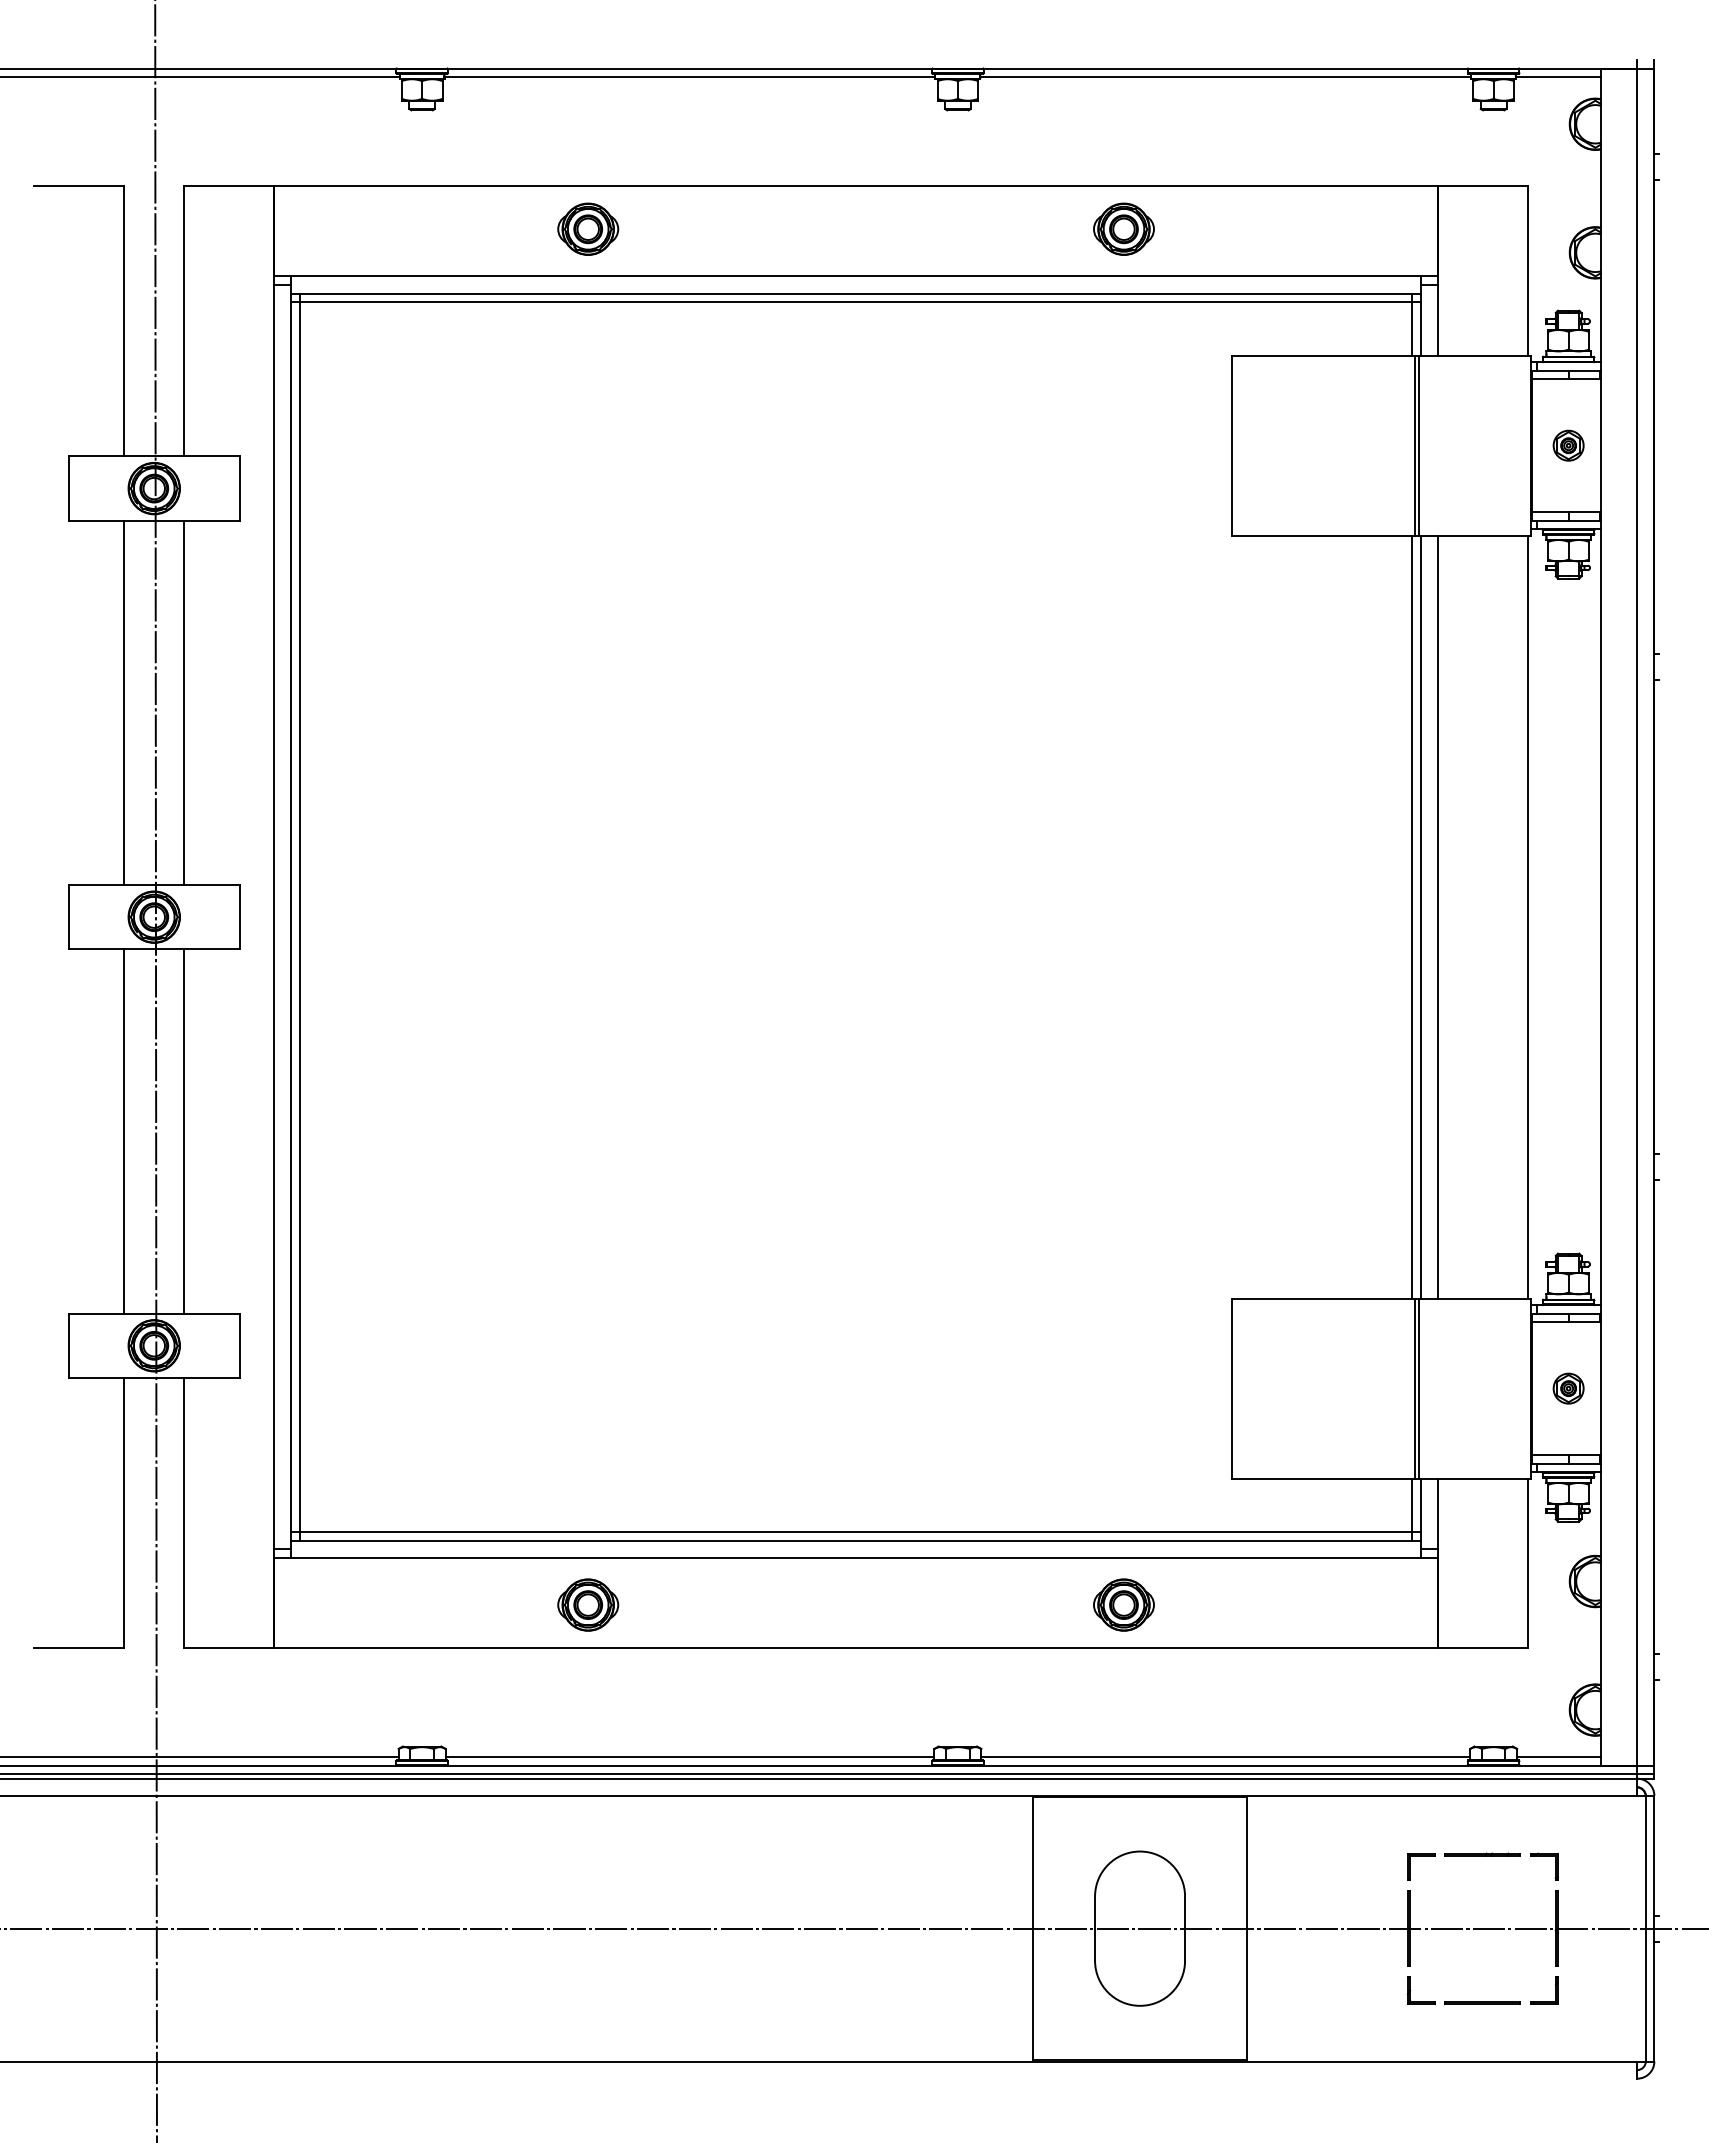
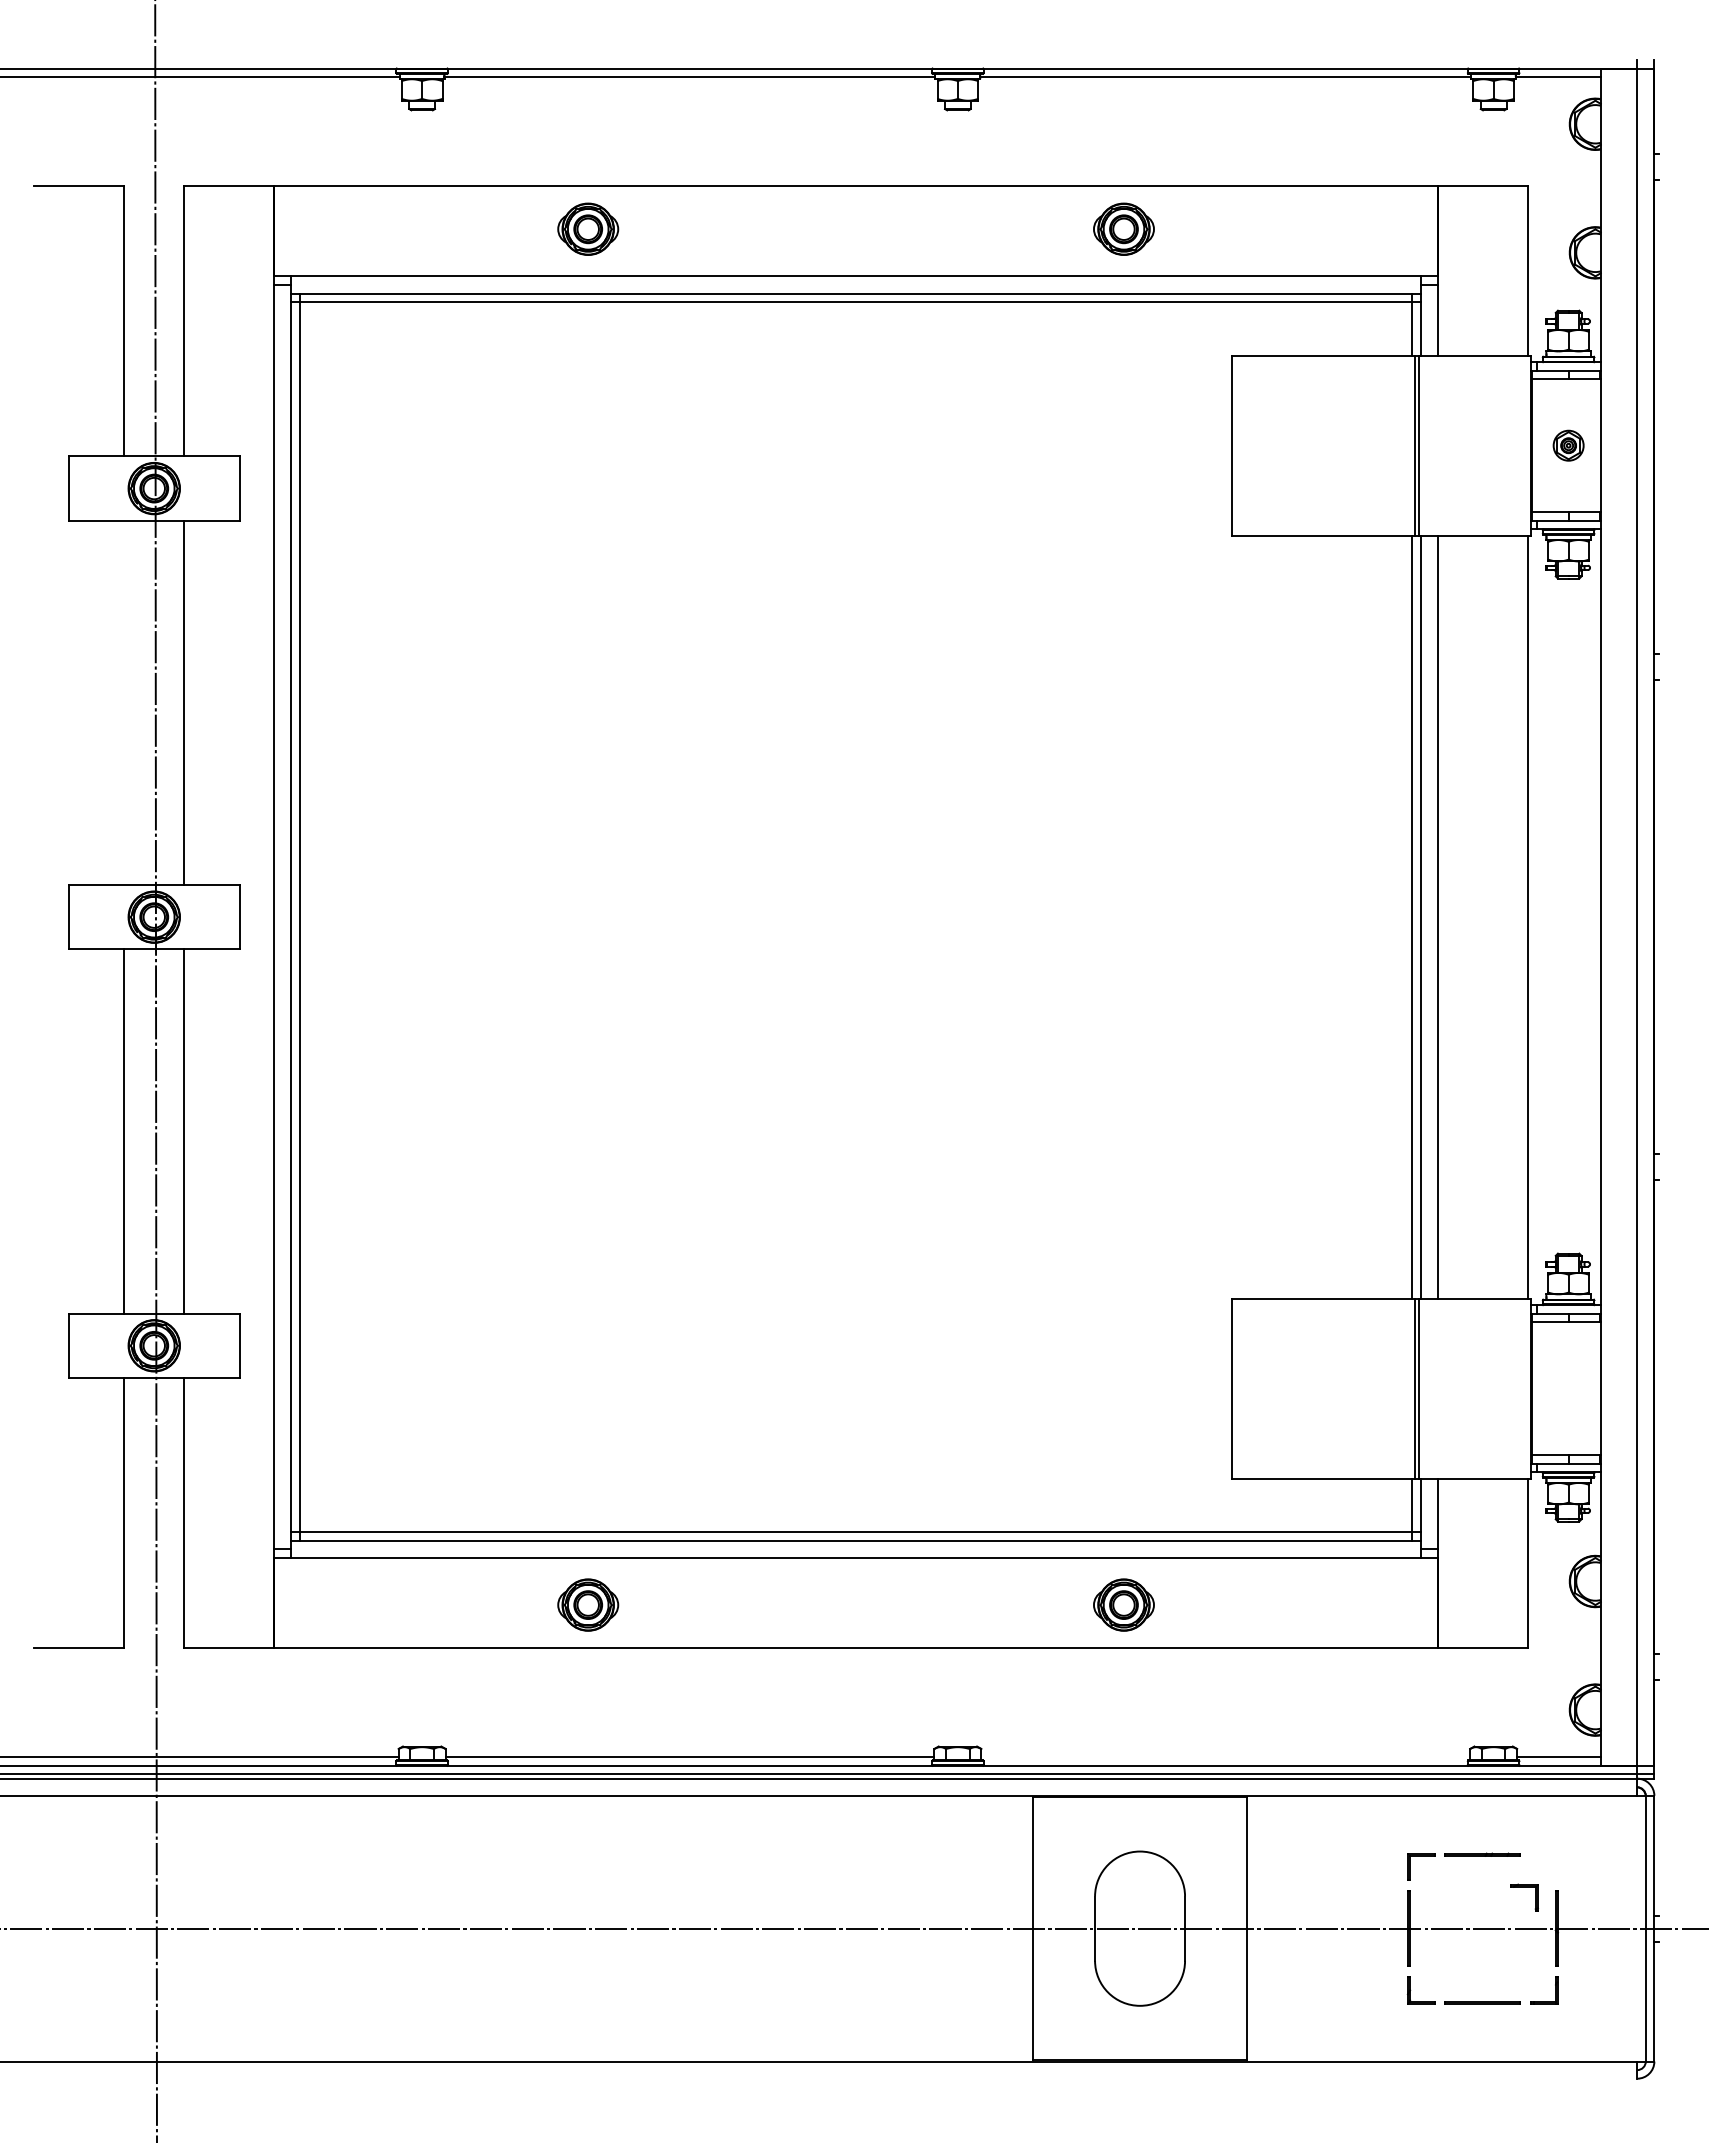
line: present -> none (124, 702)
part: present -> none (1568, 1388)
line: present -> none (1225, 1757)
part position: (1544, 1856) -> (1524, 1887) (1524, 1887)
